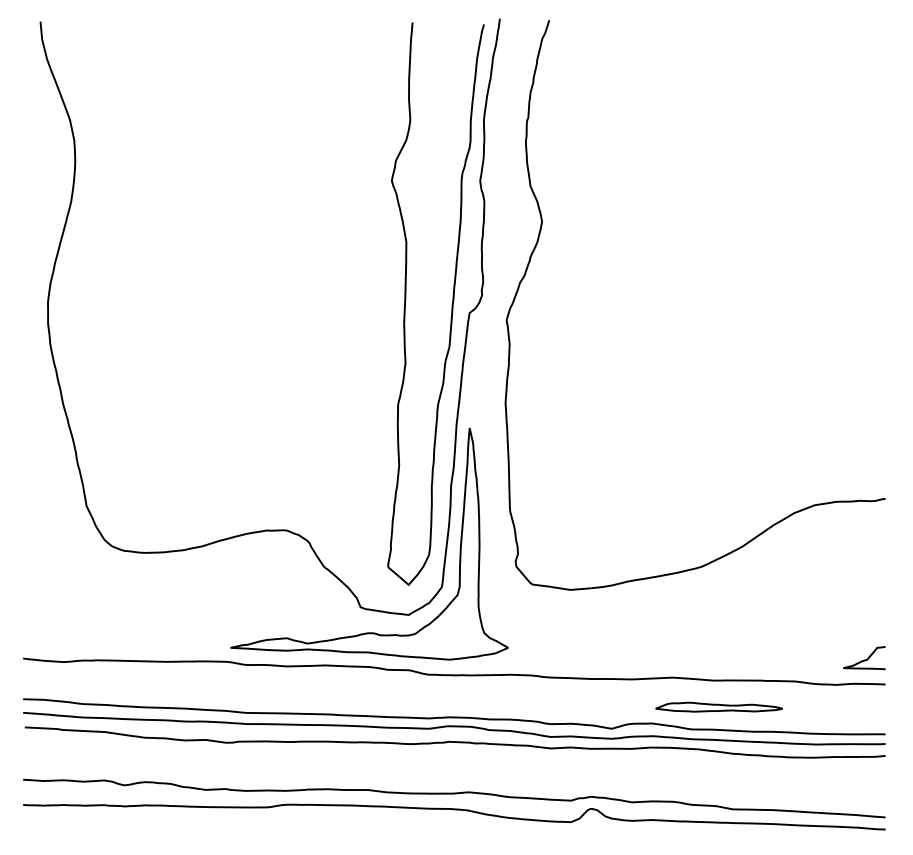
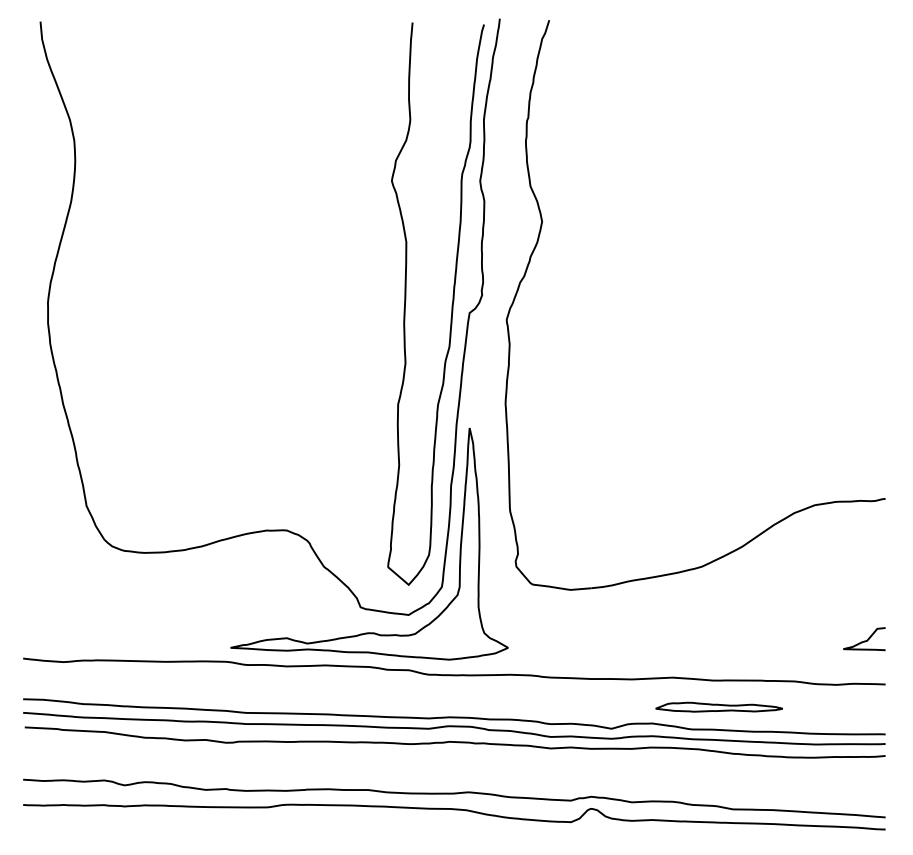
curve position: (864, 659) -> (864, 640) (864, 640)
